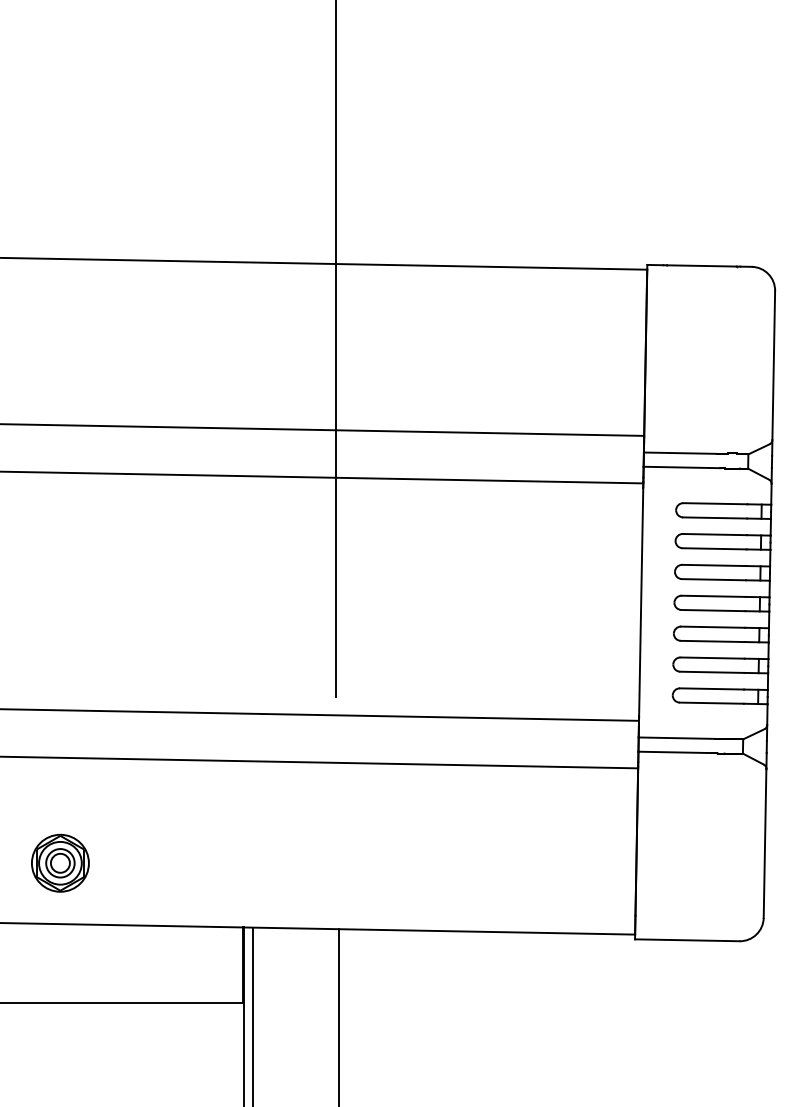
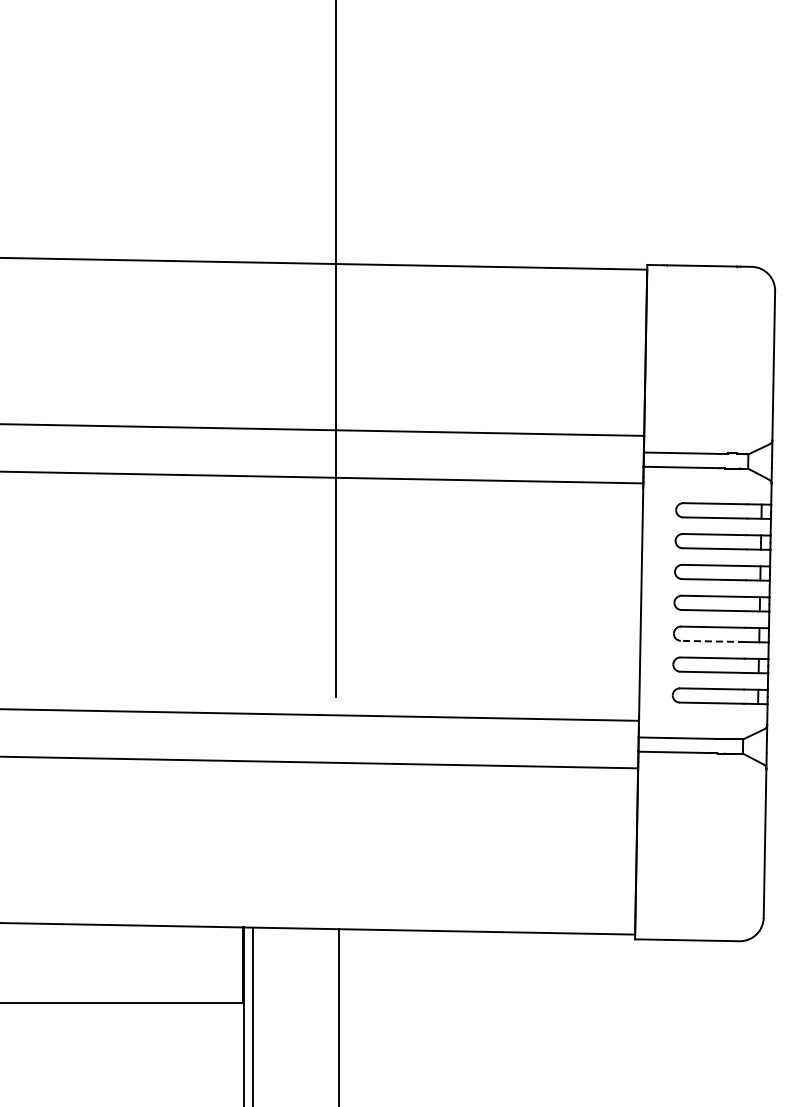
line: solid -> dashed (712, 641)
part: present -> none (60, 862)
